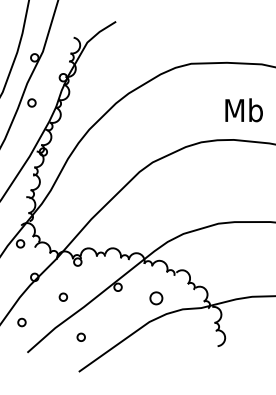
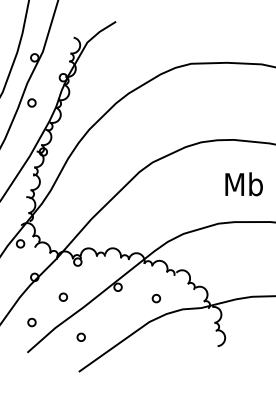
text position: (243, 110) -> (243, 184) (243, 184)
part size: 15x15 px -> 11x10 px (156, 298)
part position: (21, 322) -> (31, 322) (31, 322)
